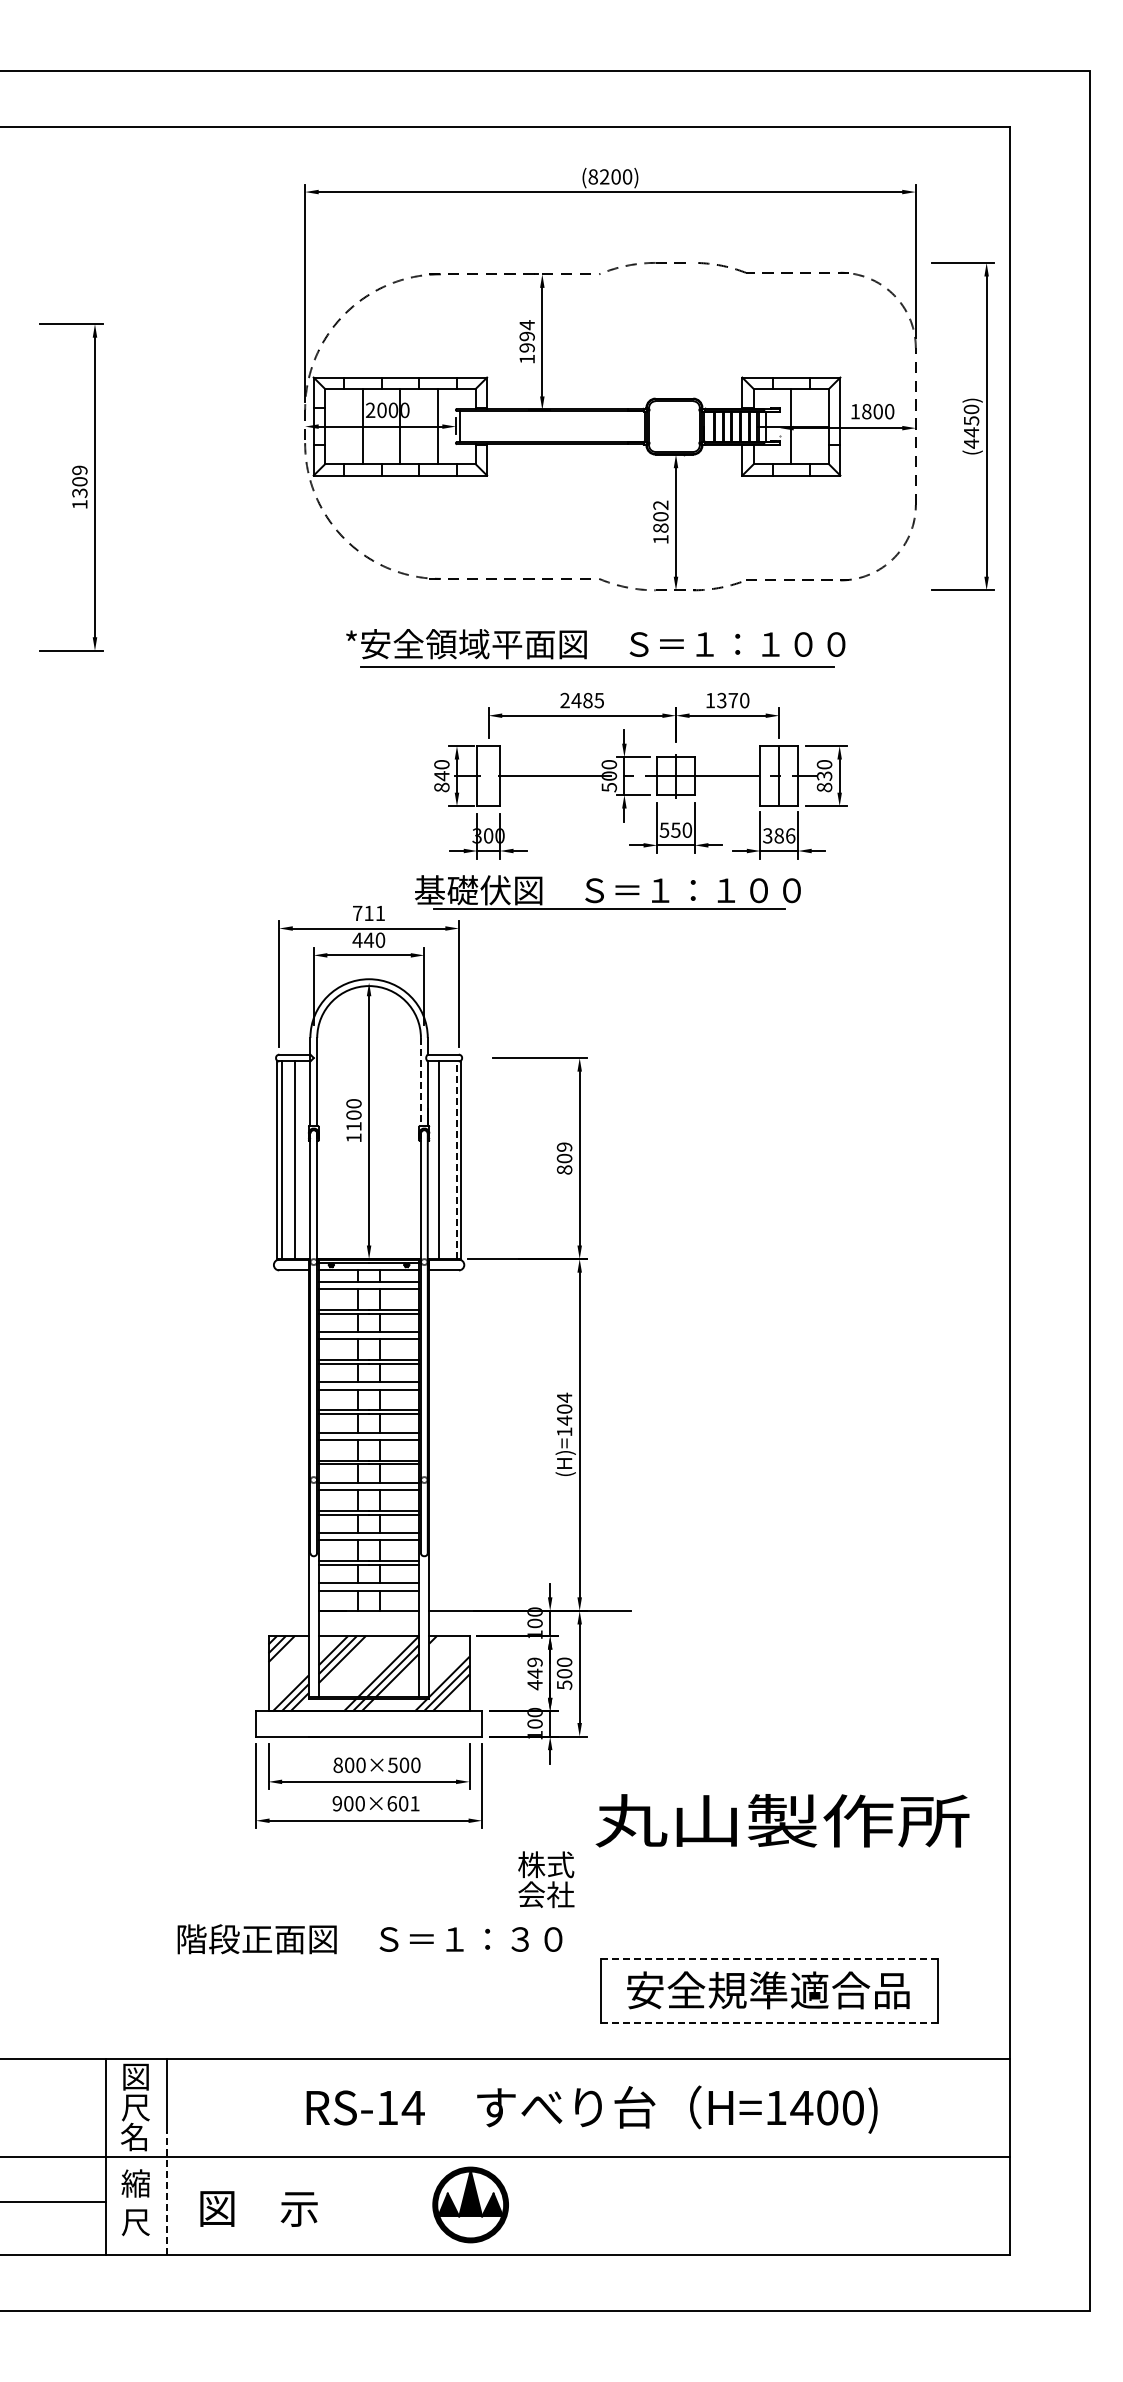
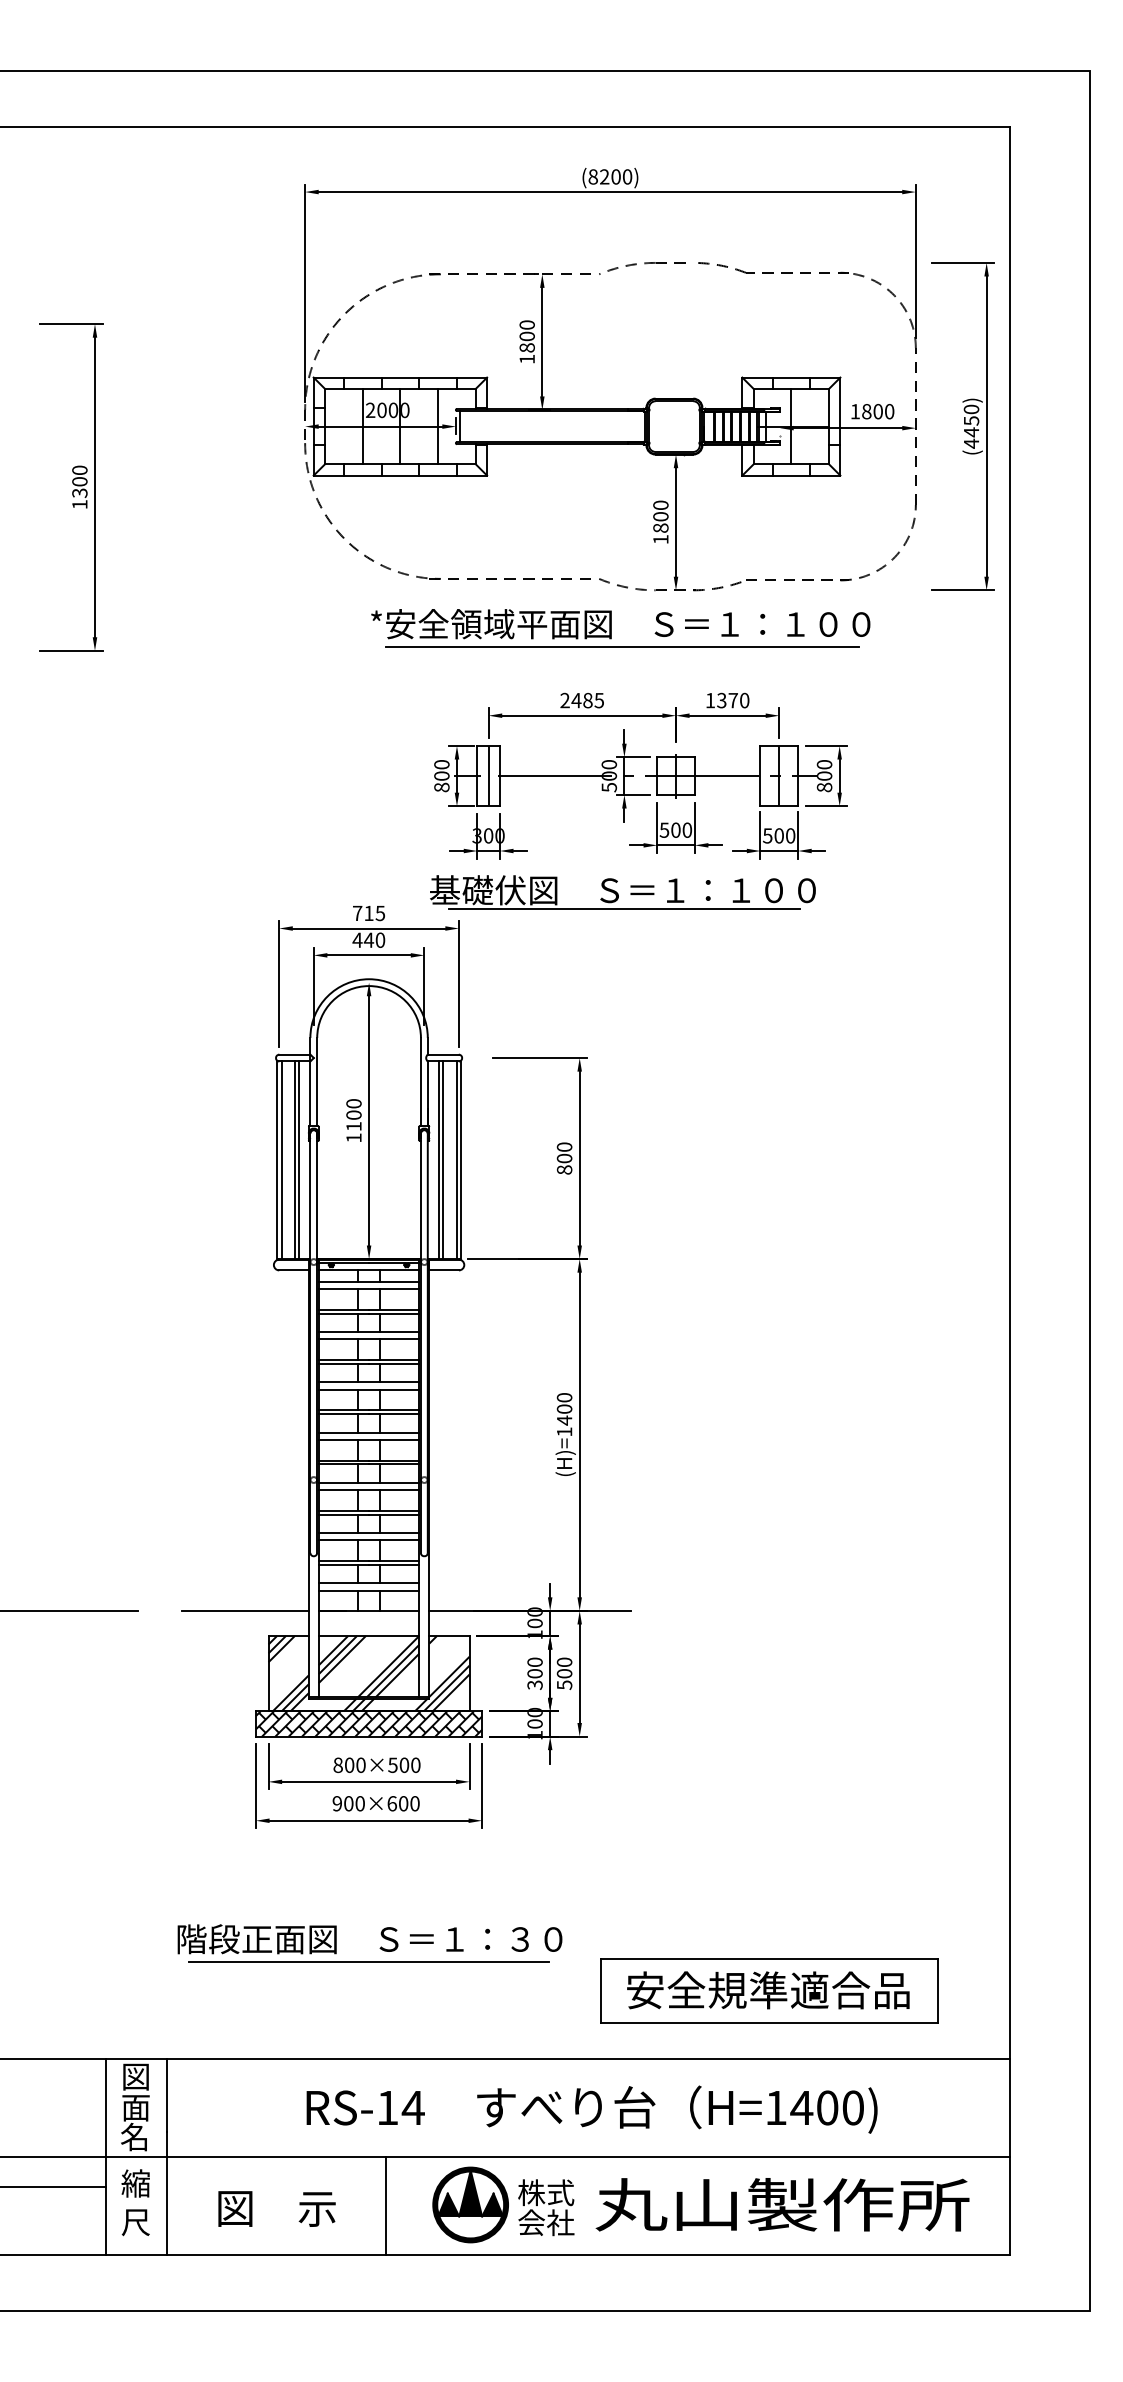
text: 1994 -> 1800 (526, 336)
text: 1309 -> 1300 (79, 470)
text: 1802 -> 1800 (660, 504)
part position: (586, 648) -> (611, 628) (611, 628)
line: none -> present (488, 775)
text: 830 -> 800 (824, 775)
text: 840 -> 800 (441, 776)
text: 550 -> 500 (675, 829)
text: 386 -> 500 (779, 835)
part position: (607, 892) -> (622, 892) (622, 892)
text: 711 -> 715 (380, 913)
line: dashed -> solid (420, 1082)
text: 809 -> 800 (564, 1146)
line: none -> present (299, 1160)
line: none -> present (443, 1160)
line: dashed -> solid (456, 1160)
text: (H)=1404 -> (H)=1400 (564, 1397)
line: none -> present (70, 1610)
line: none -> present (244, 1610)
text: 449 -> 300 (534, 1673)
hatch: none -> present (369, 1723)
text: 900×601 -> 900×600 (414, 1803)
text position: (782, 1820) -> (782, 2204) (782, 2204)
text position: (546, 1879) -> (546, 2207) (546, 2207)
line: dashed -> solid (769, 1959)
line: none -> present (369, 1961)
line: dashed -> solid (769, 2023)
text: 尺 -> 面 (135, 2107)
line: dashed -> solid (166, 2193)
line position: (53, 2201) -> (53, 2186) (53, 2186)
line: none -> present (386, 2205)
text position: (258, 2208) -> (276, 2208) (276, 2208)
